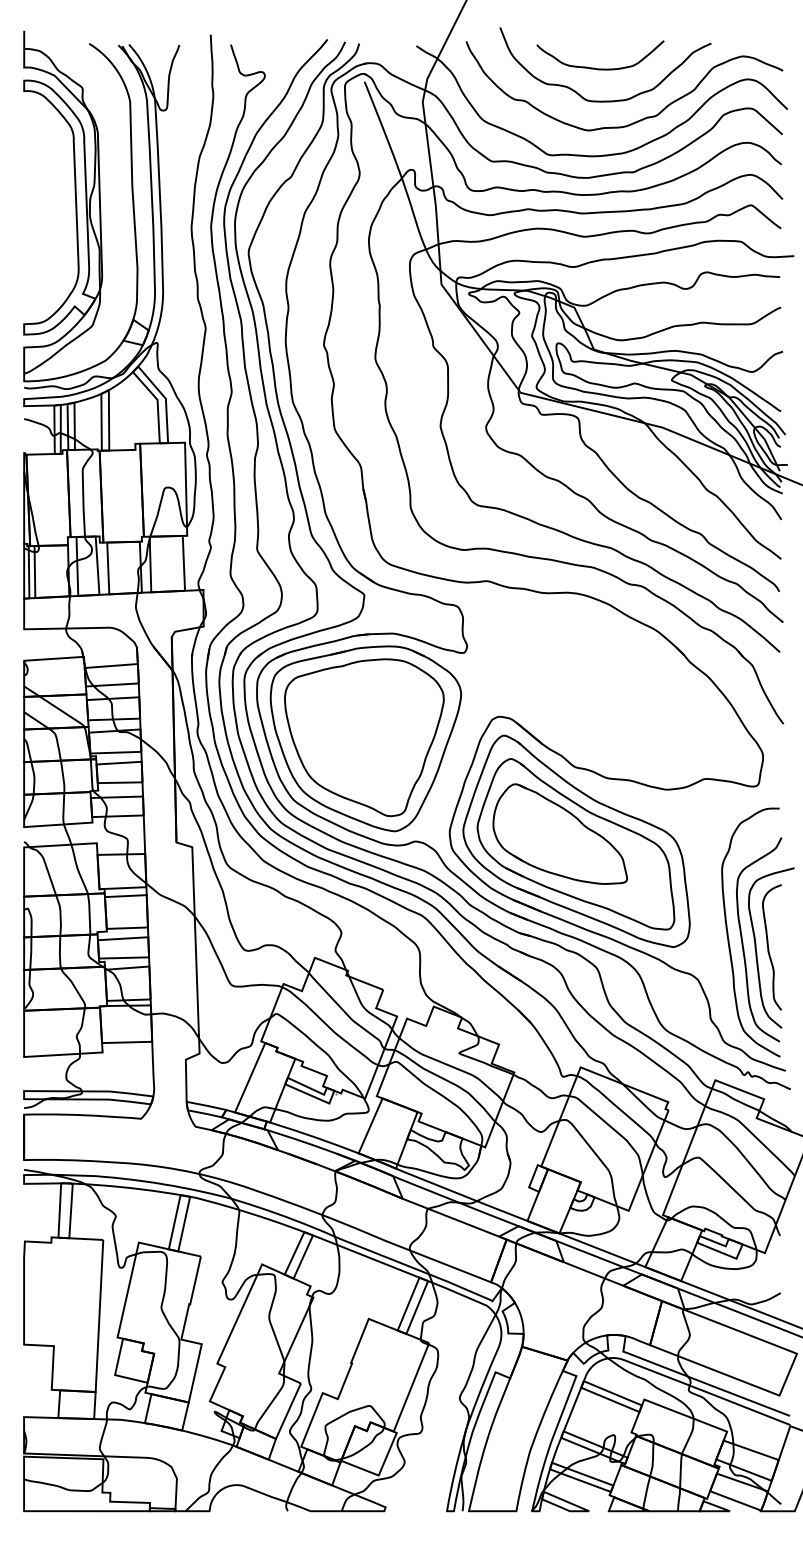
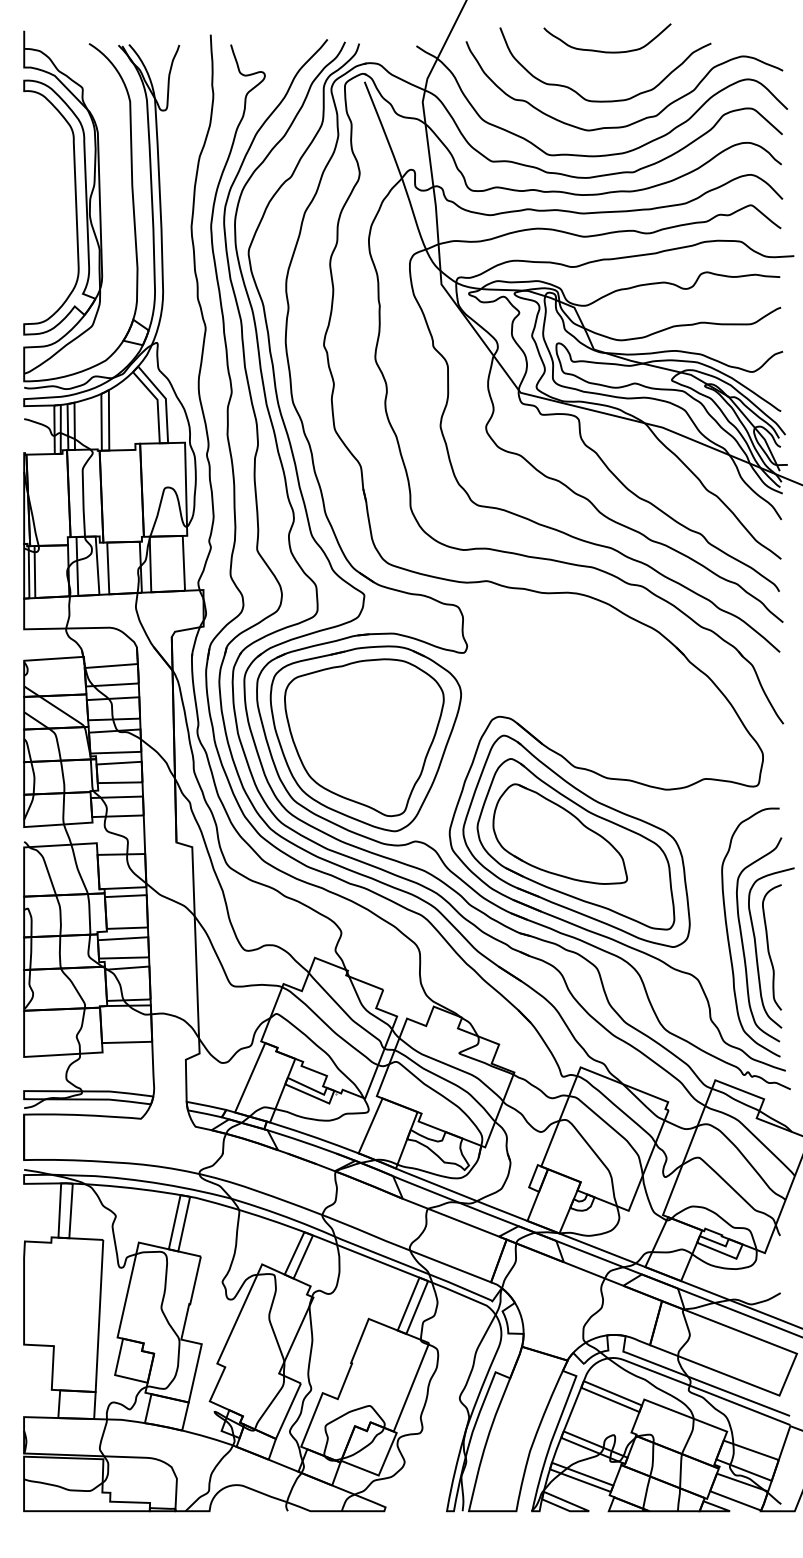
curve position: (600, 68) -> (607, 51) (607, 51)
